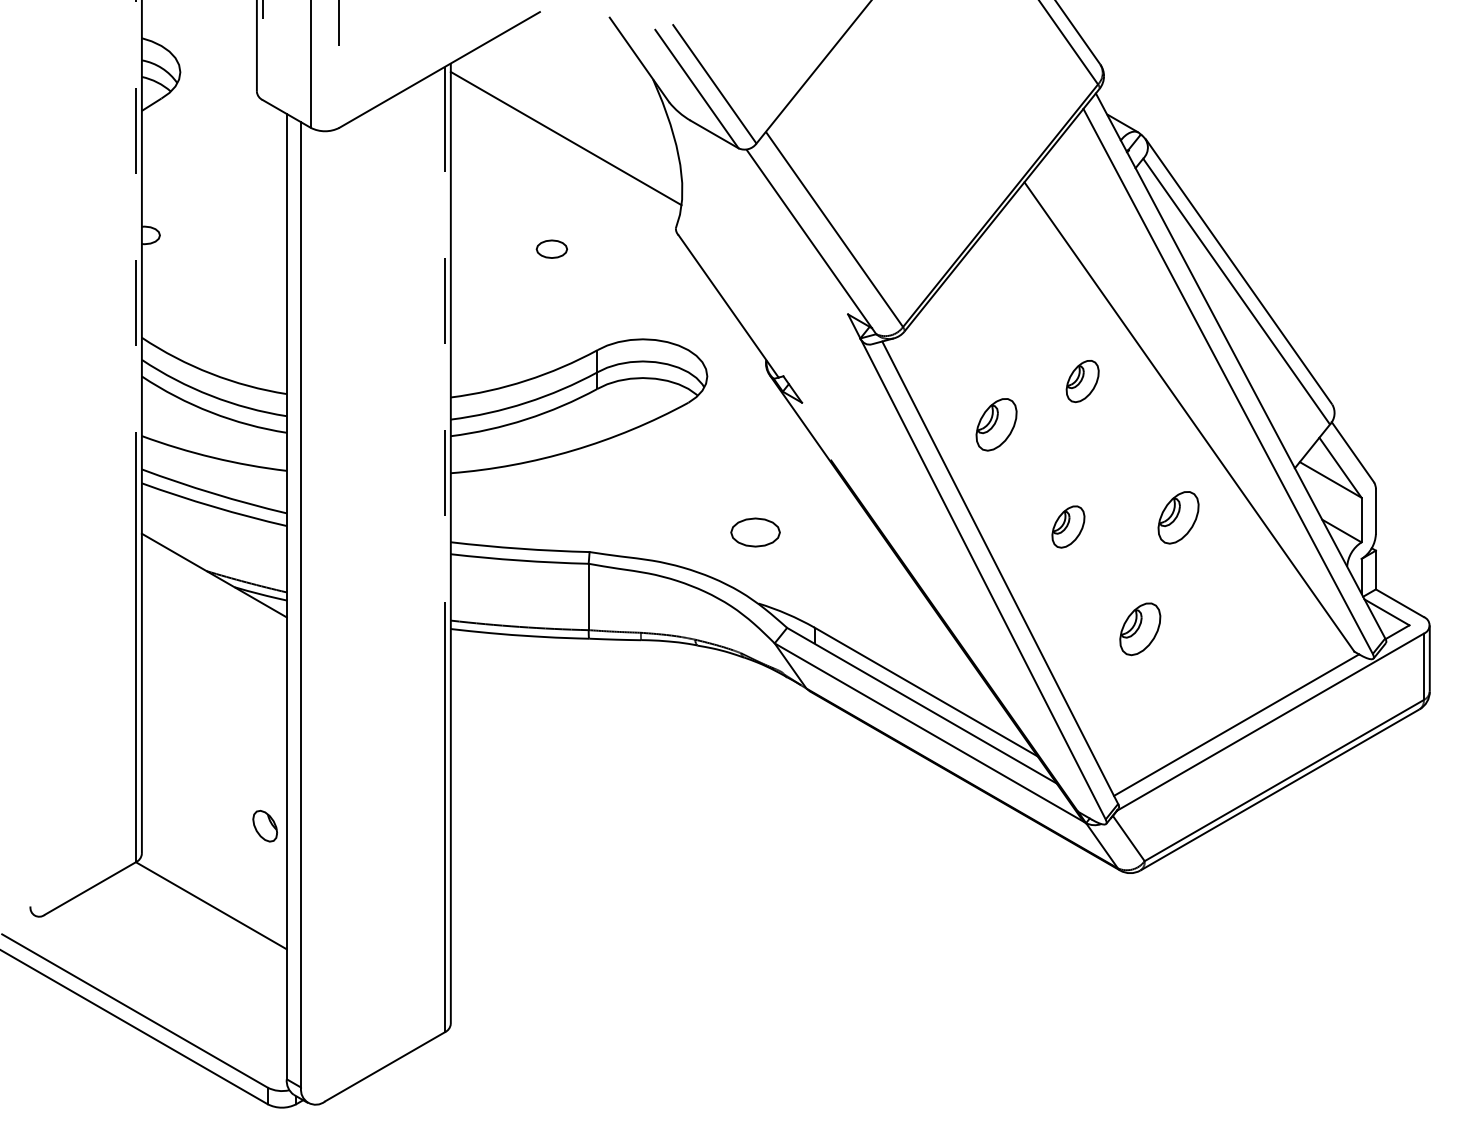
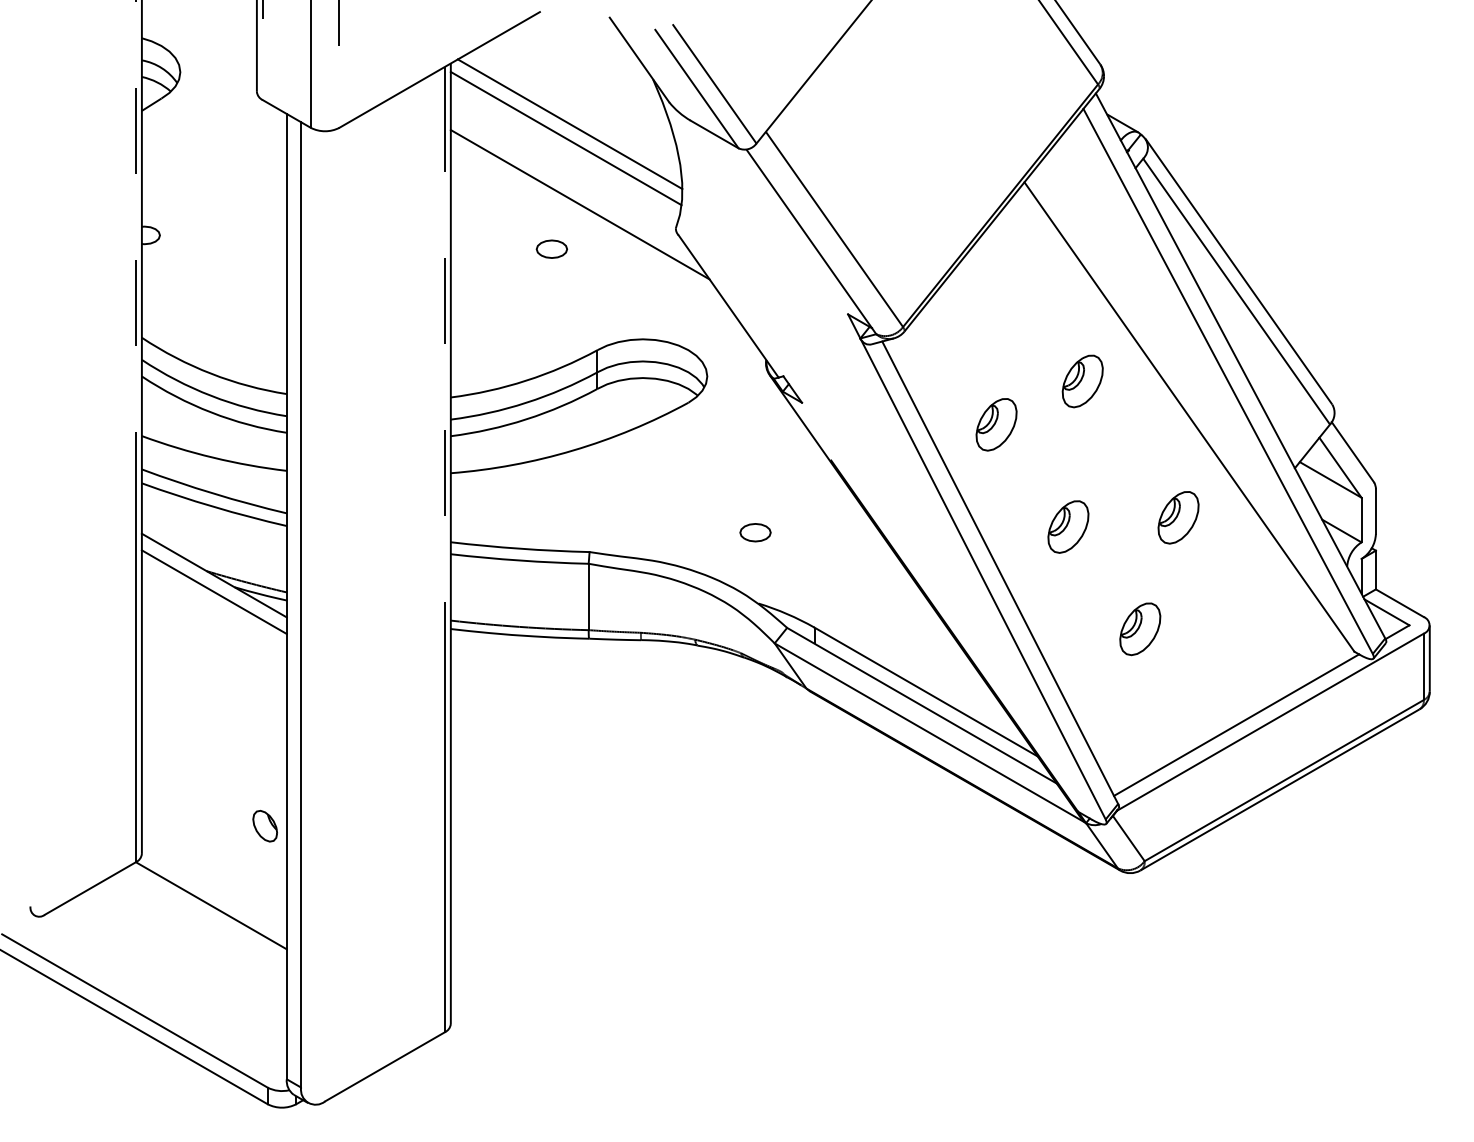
line: none -> present (569, 124)
line: none -> present (579, 204)
part size: 35x44 px -> 43x55 px (1082, 381)
part size: 35x44 px -> 43x54 px (1068, 526)
part size: 51x31 px -> 33x20 px (755, 532)
line: none -> present (213, 592)
